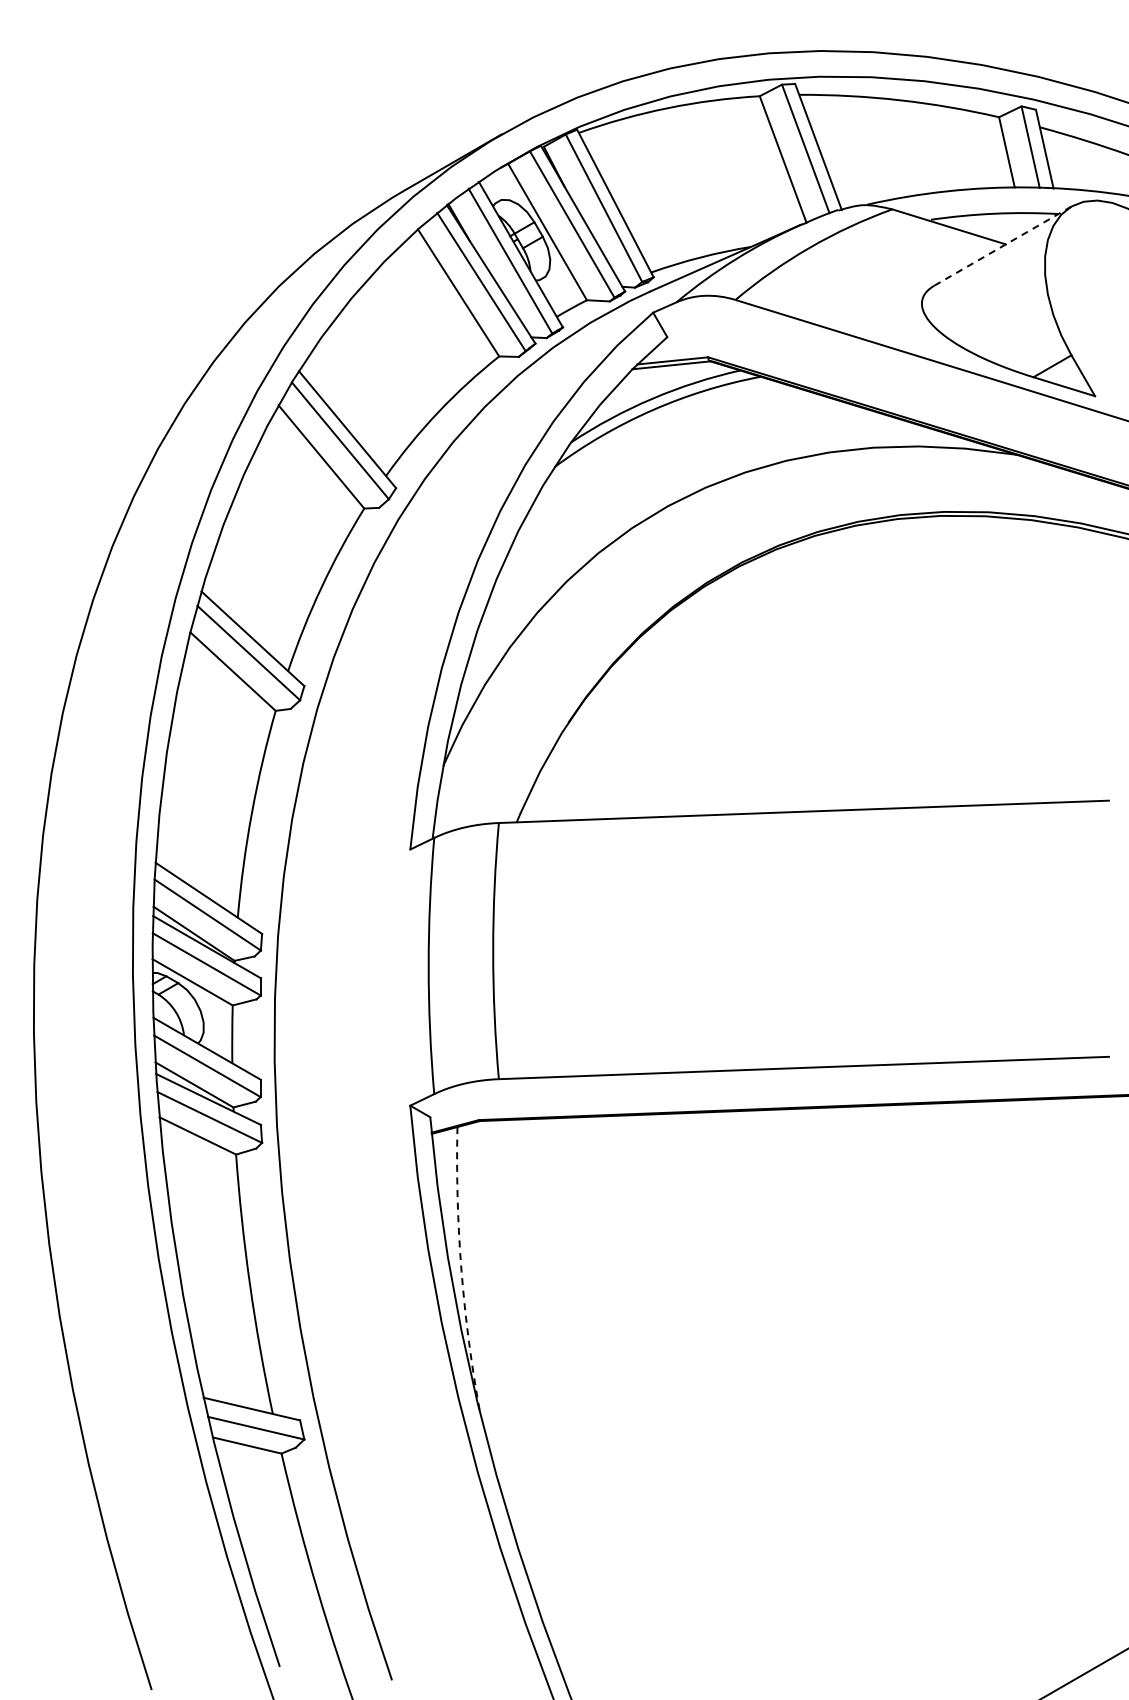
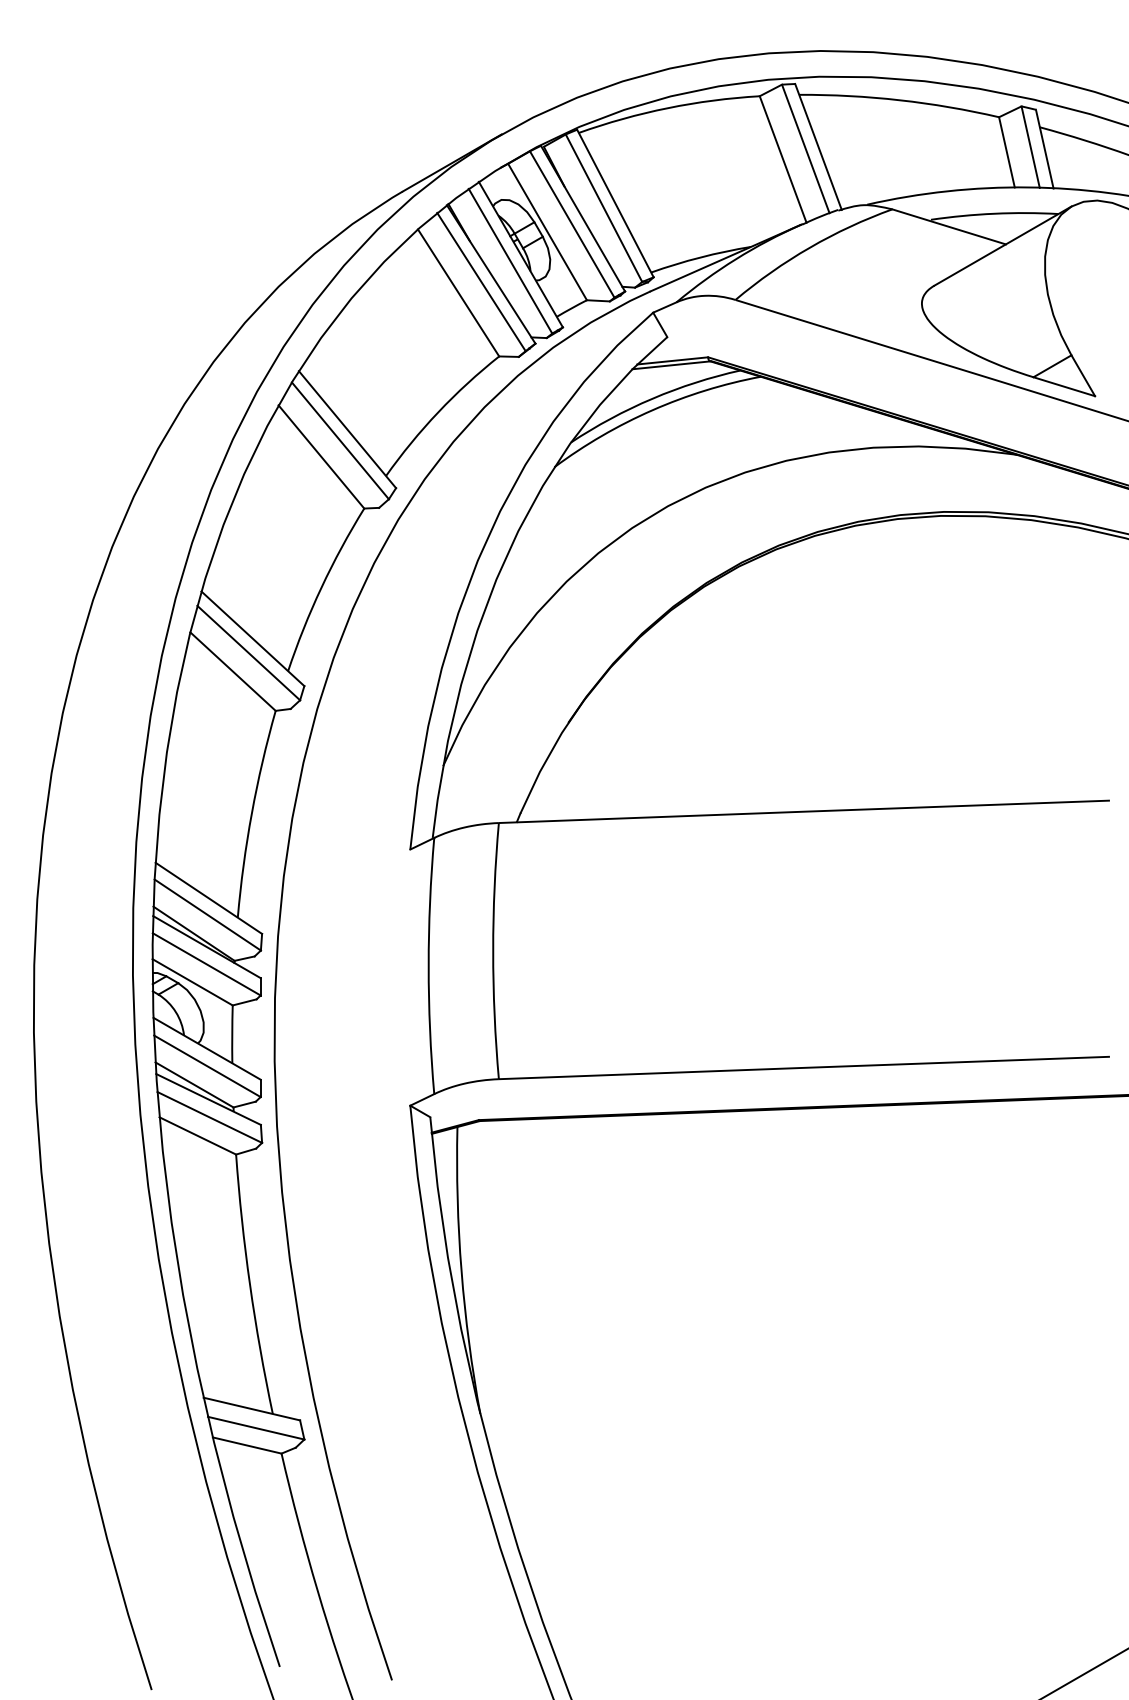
line: dashed -> solid (1002, 246)
arc: dashed -> solid (461, 1271)
